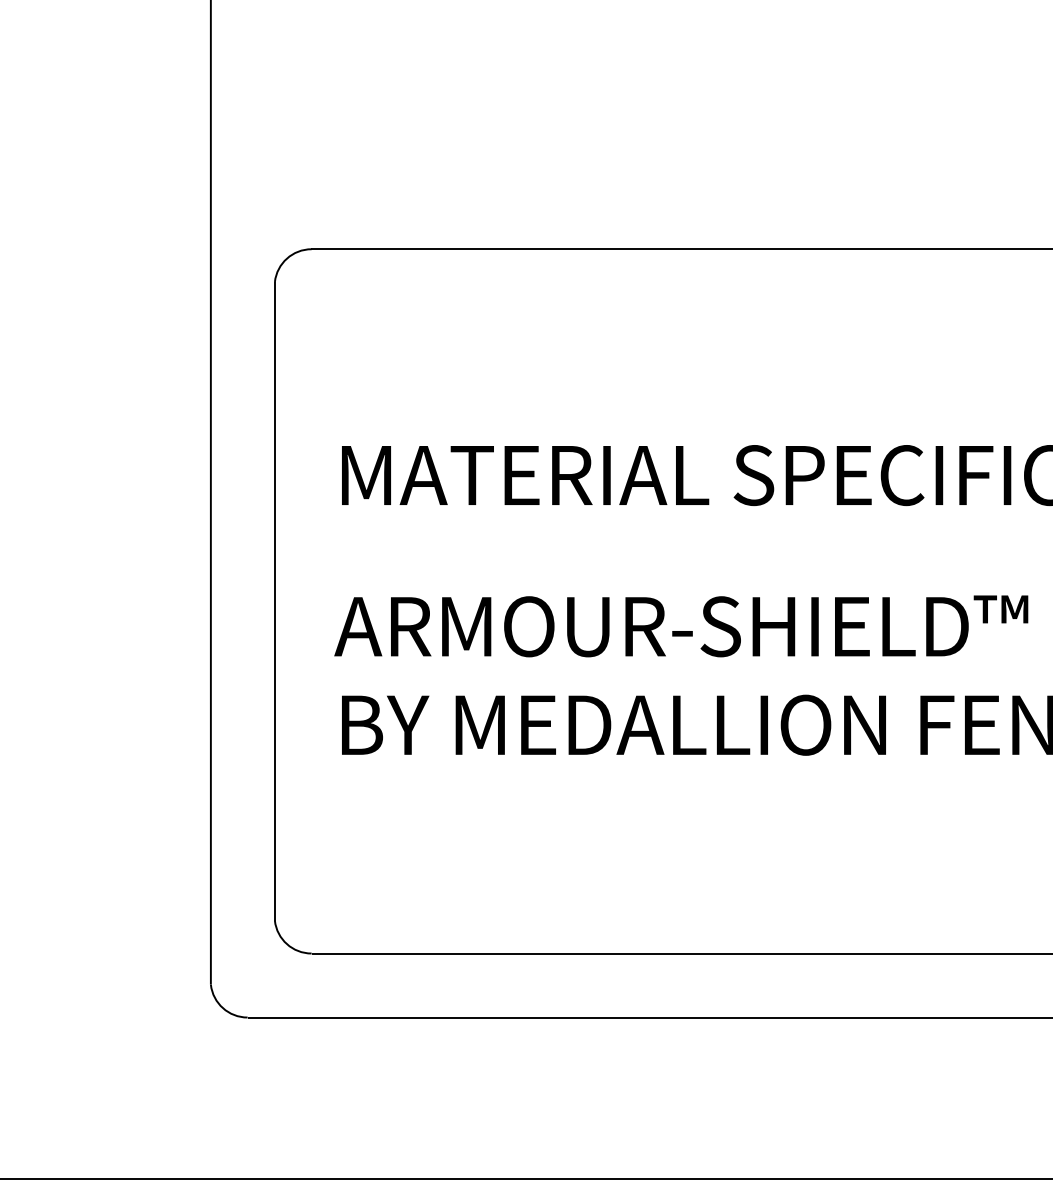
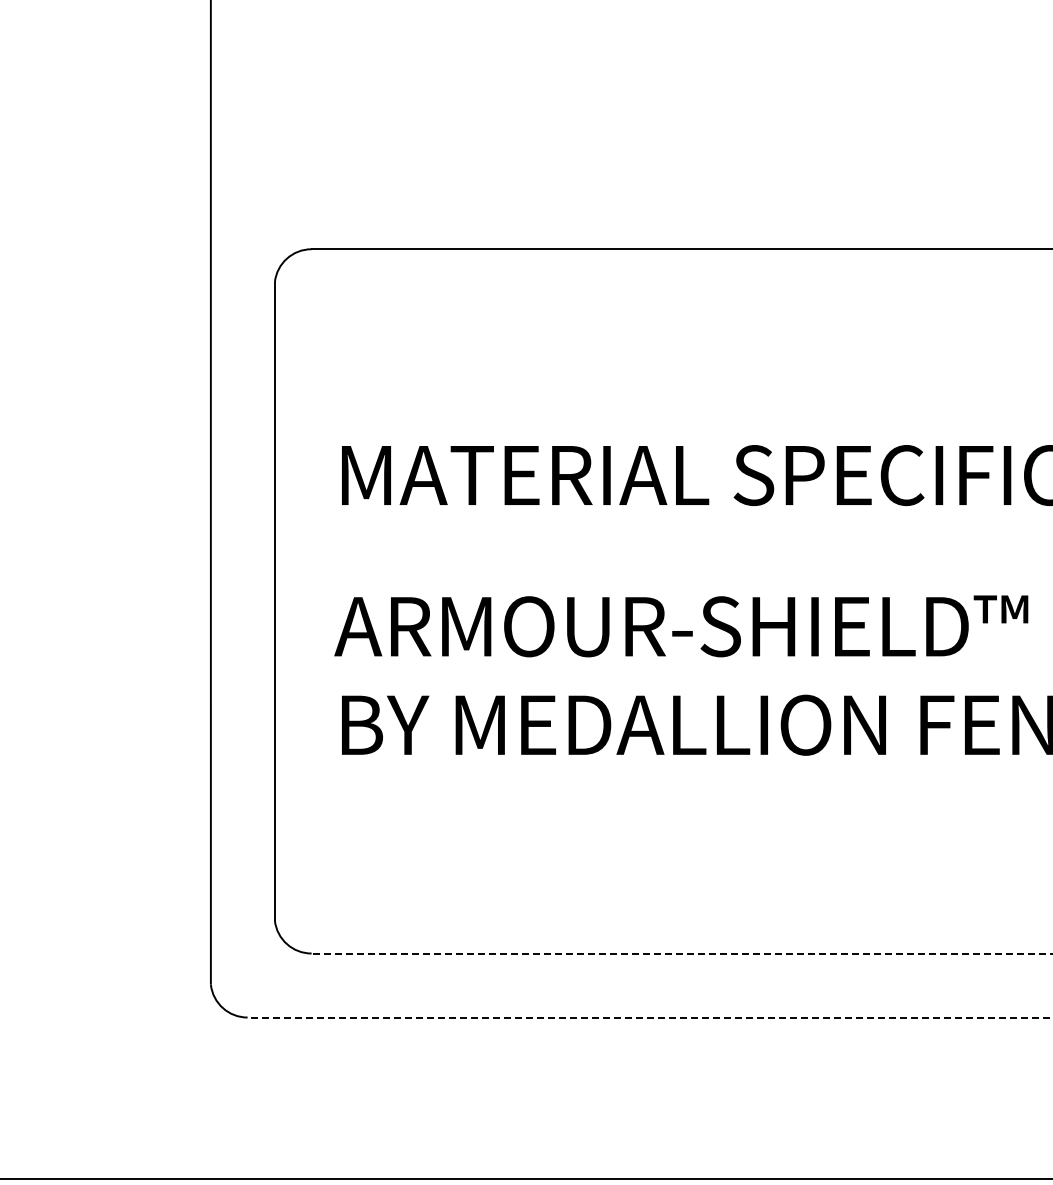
line: solid -> dashed (681, 953)
line: solid -> dashed (649, 1017)
